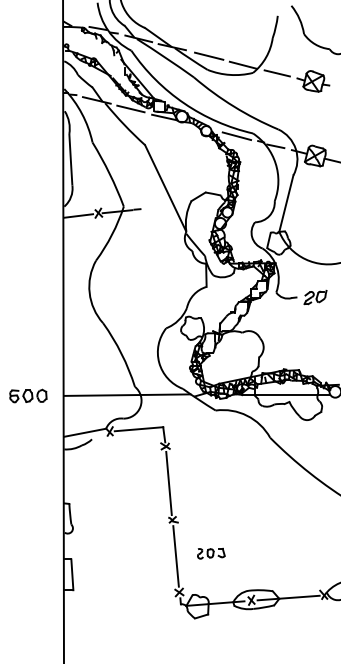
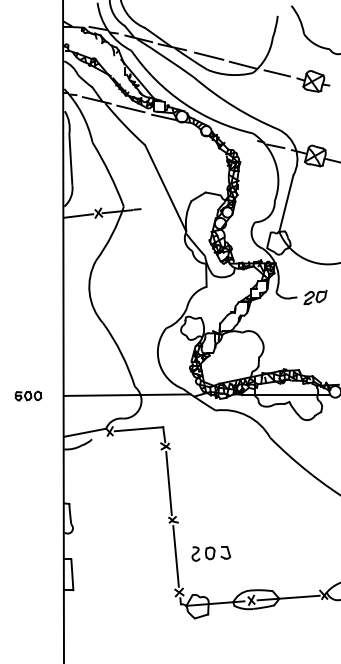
line: present -> none (236, 136)
part size: 39x16 px -> 29x12 px (28, 395)
part size: 29x13 px -> 41x16 px (211, 553)
